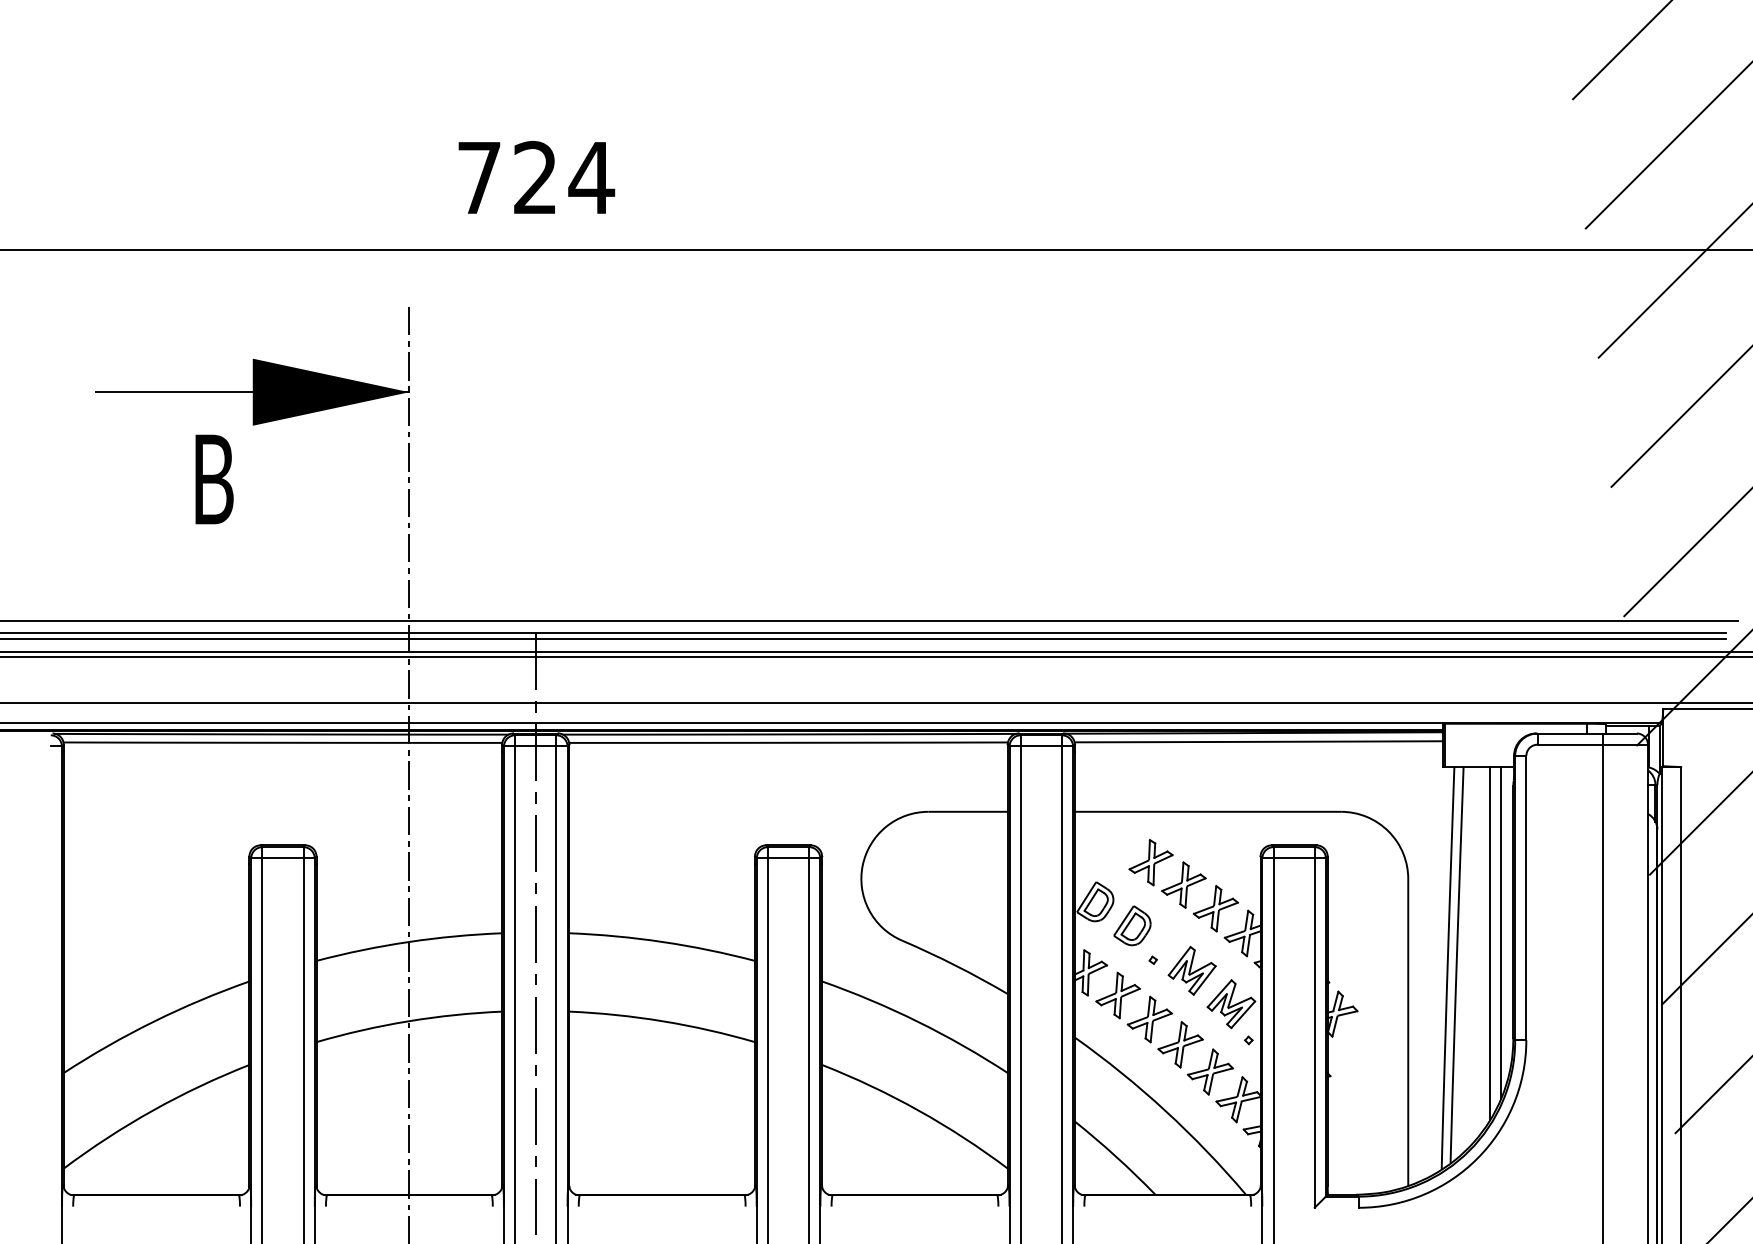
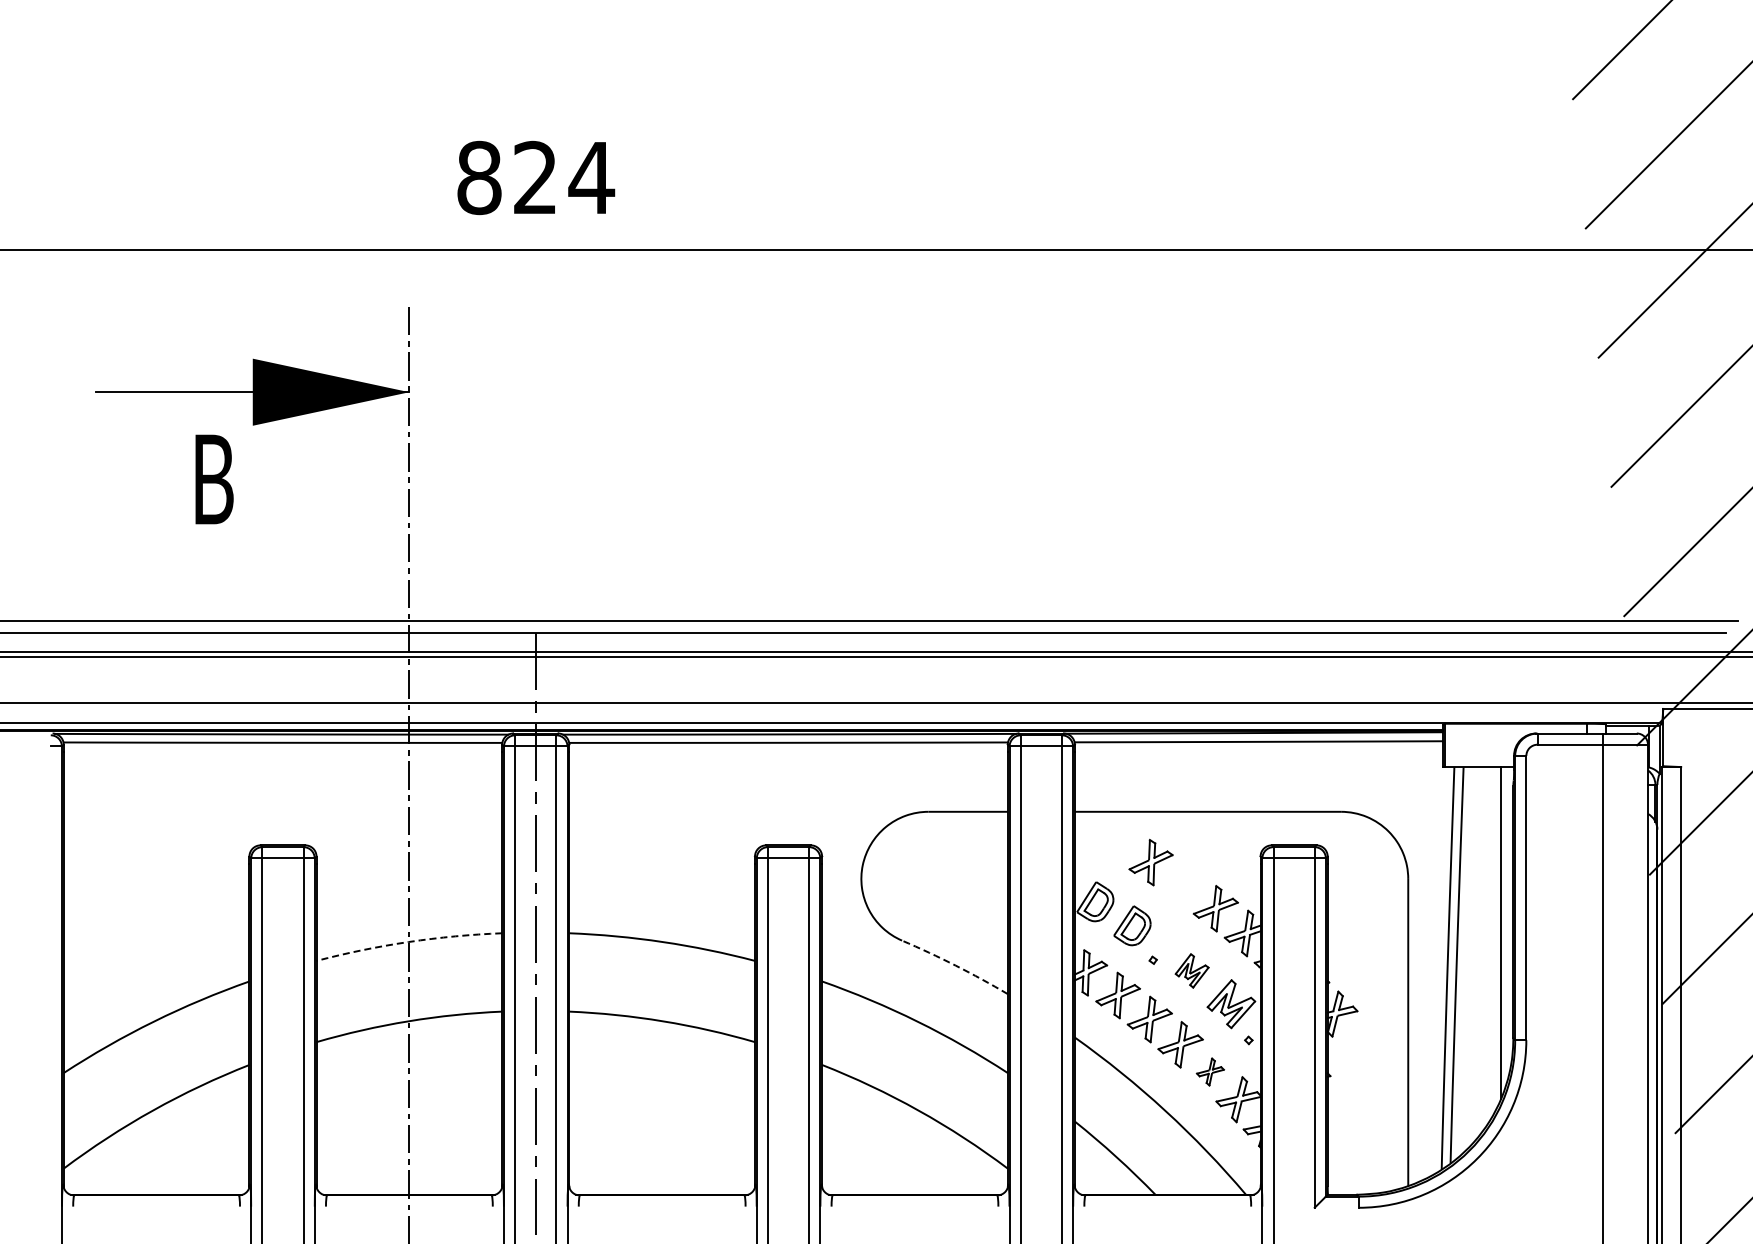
text: 724 -> 824 (479, 177)
line: present -> none (864, 639)
part: present -> none (1183, 884)
arc: solid -> dashed (408, 942)
line: present -> none (1490, 943)
arc: solid -> dashed (955, 965)
part size: 50x50 px -> 36x36 px (1191, 970)
part size: 49x48 px -> 31x30 px (1210, 1071)
